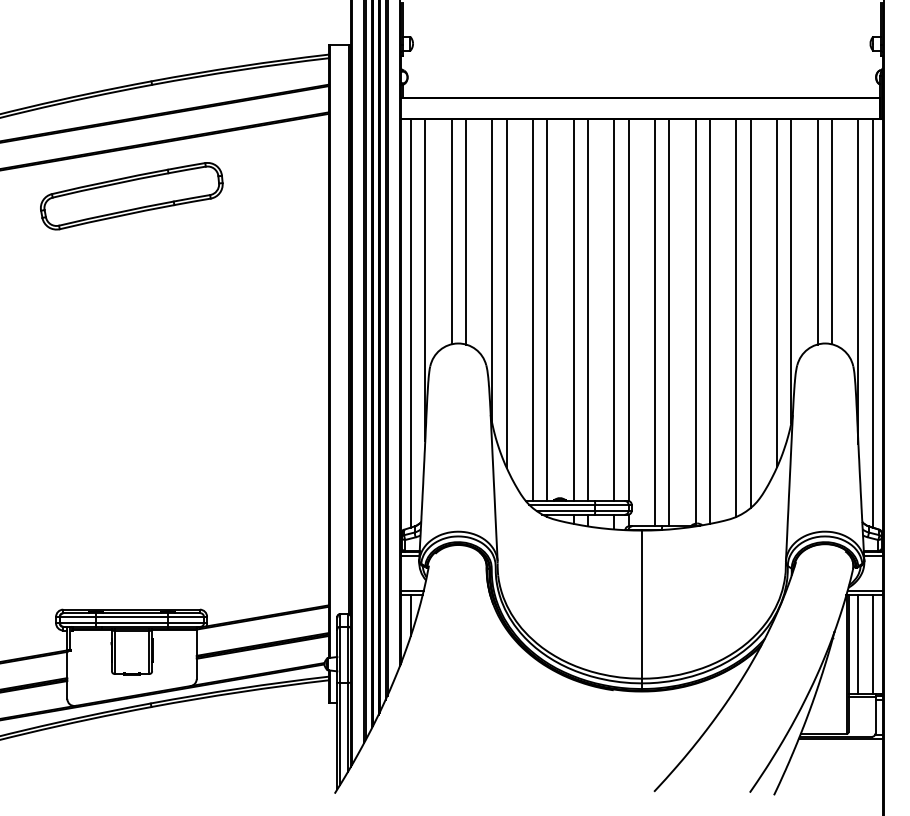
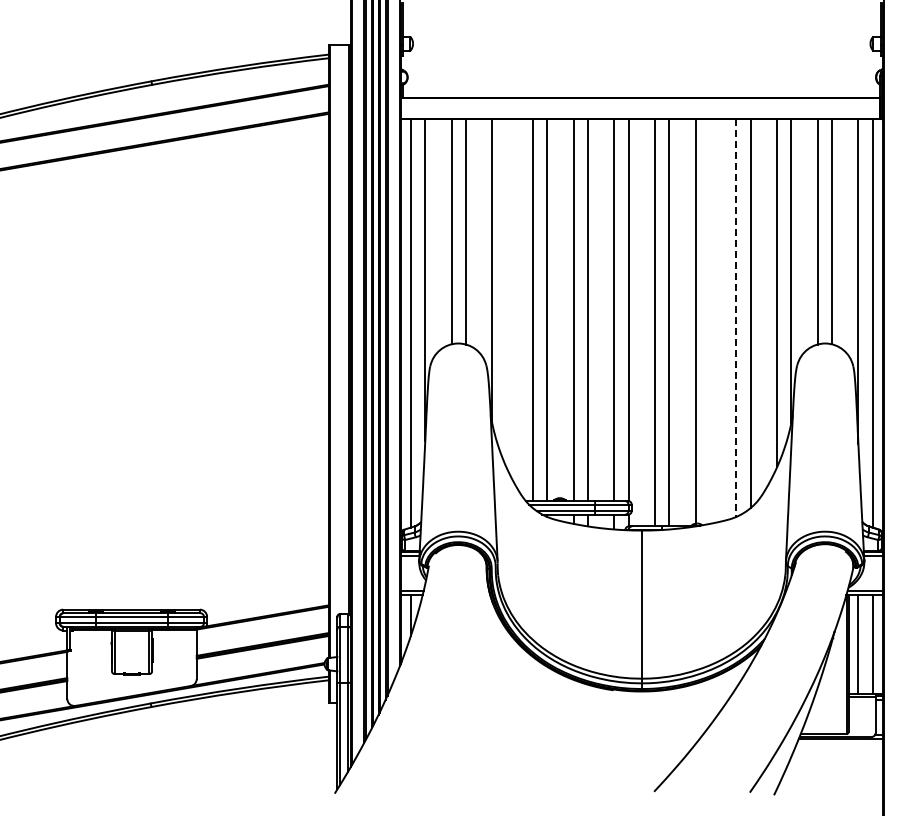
part: present -> none (131, 196)
line: present -> none (506, 293)
line: solid -> dashed (736, 318)
line: present -> none (710, 321)
